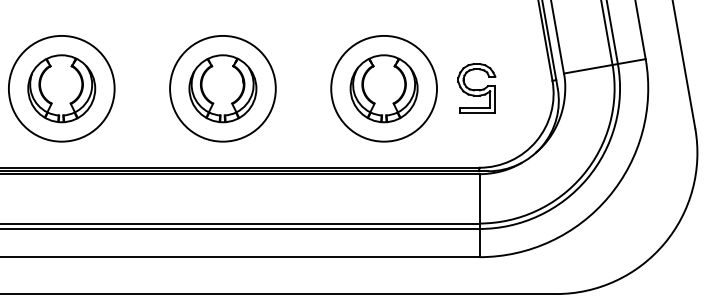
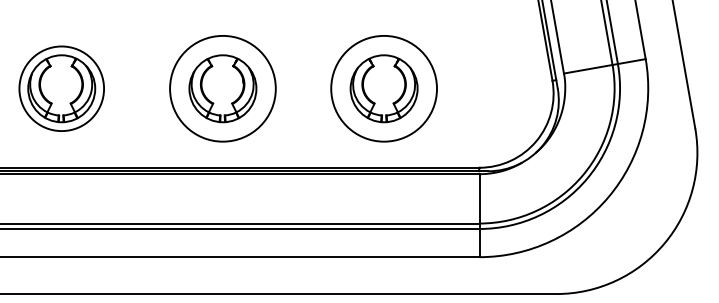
circle diameter: 106 px -> 85 px (61, 88)
part: present -> none (476, 88)
